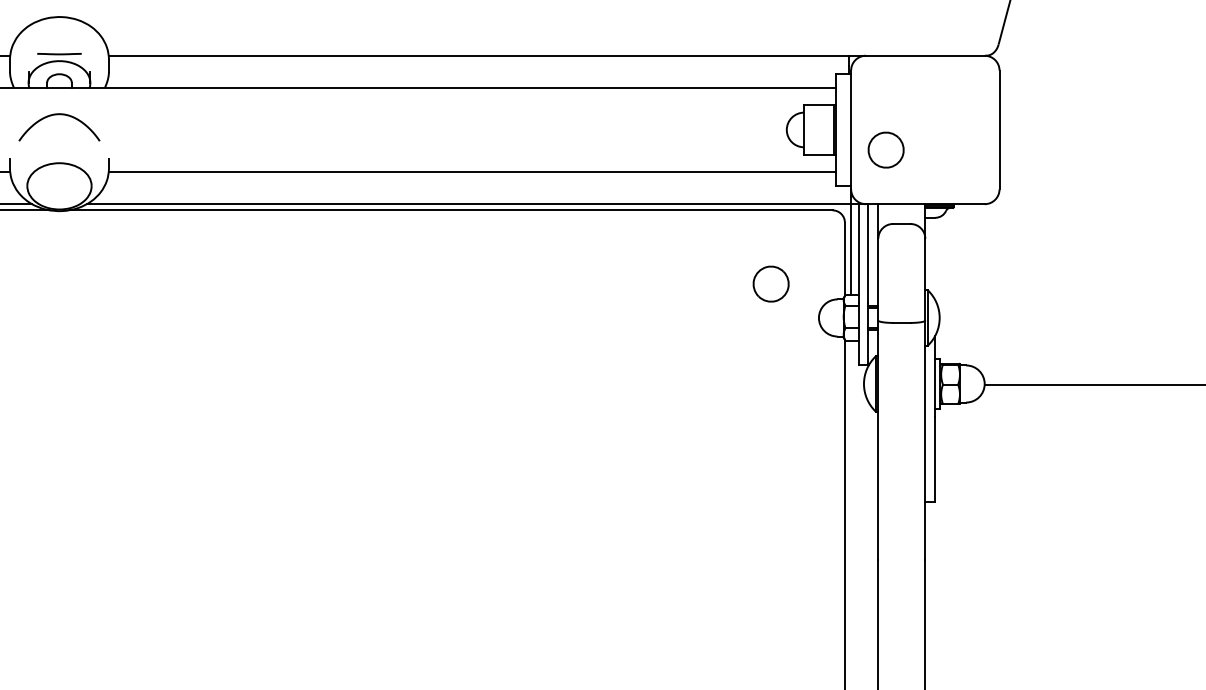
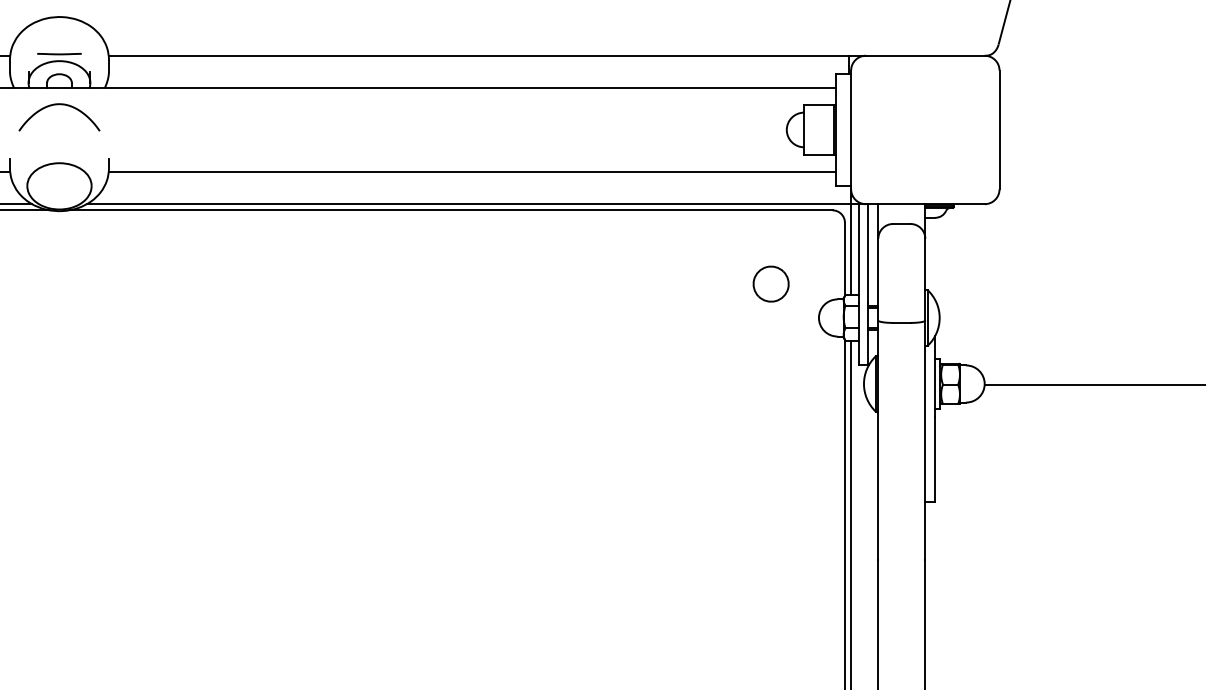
curve position: (59, 115) -> (59, 105) (59, 105)
part: present -> none (885, 149)
line: none -> present (851, 513)
